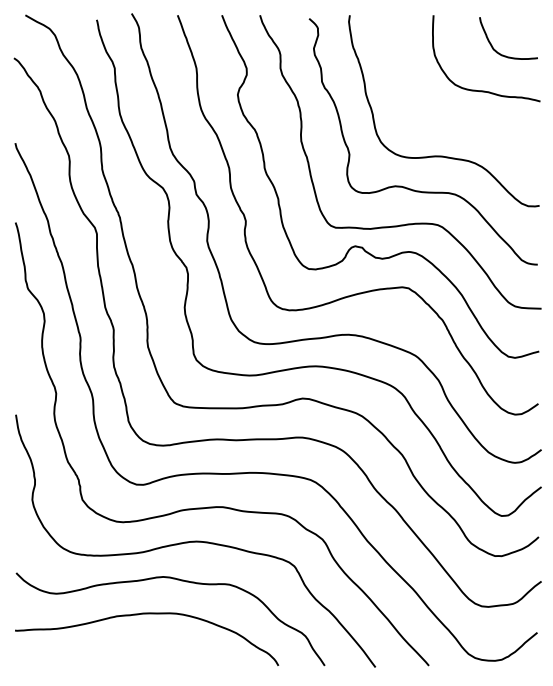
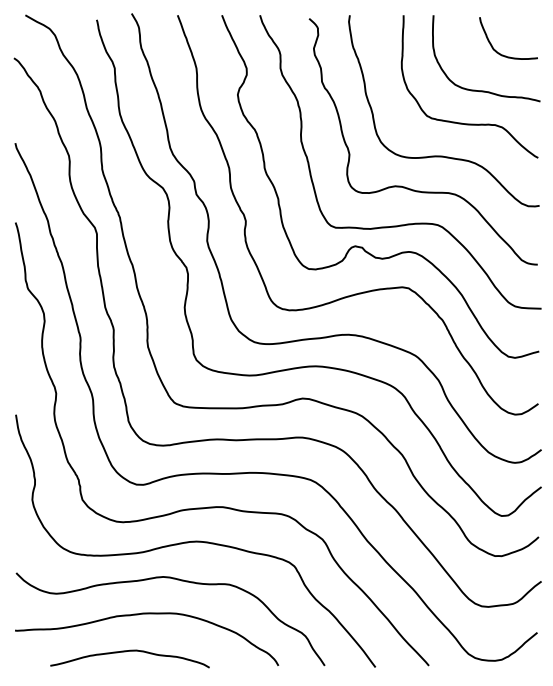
curve: none -> present (461, 122)
curve: none -> present (129, 651)
